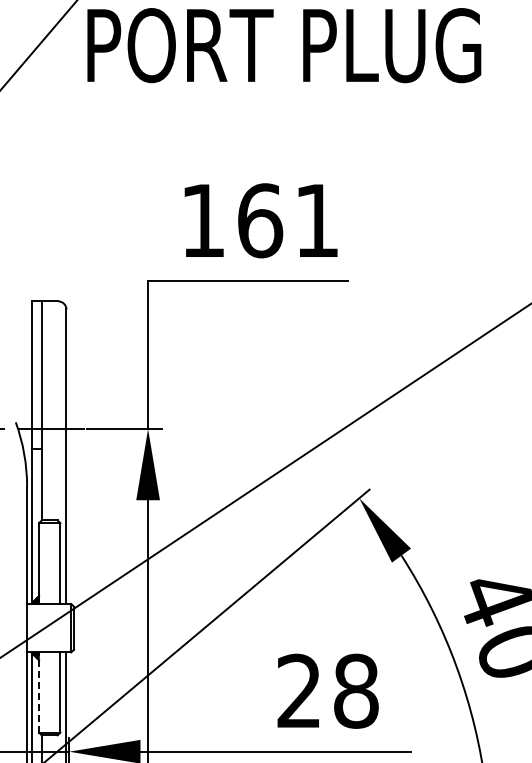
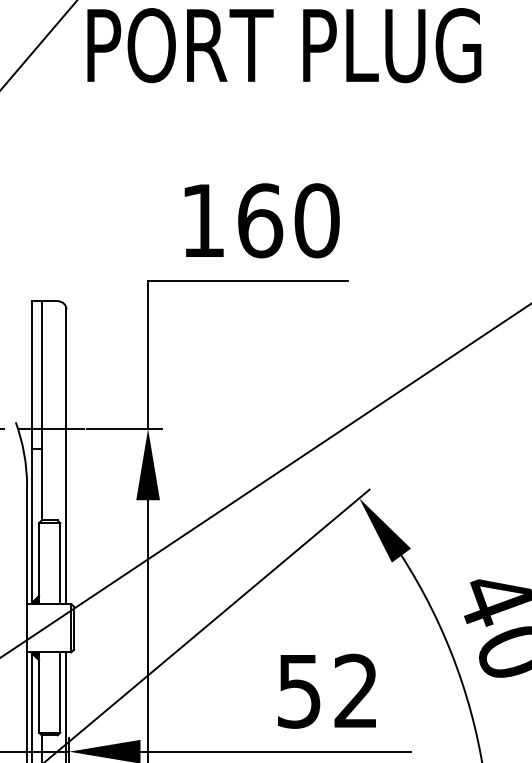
text: 161 -> 160 (316, 220)
text: 28 -> 52 (327, 690)
line: dashed -> solid (39, 692)
